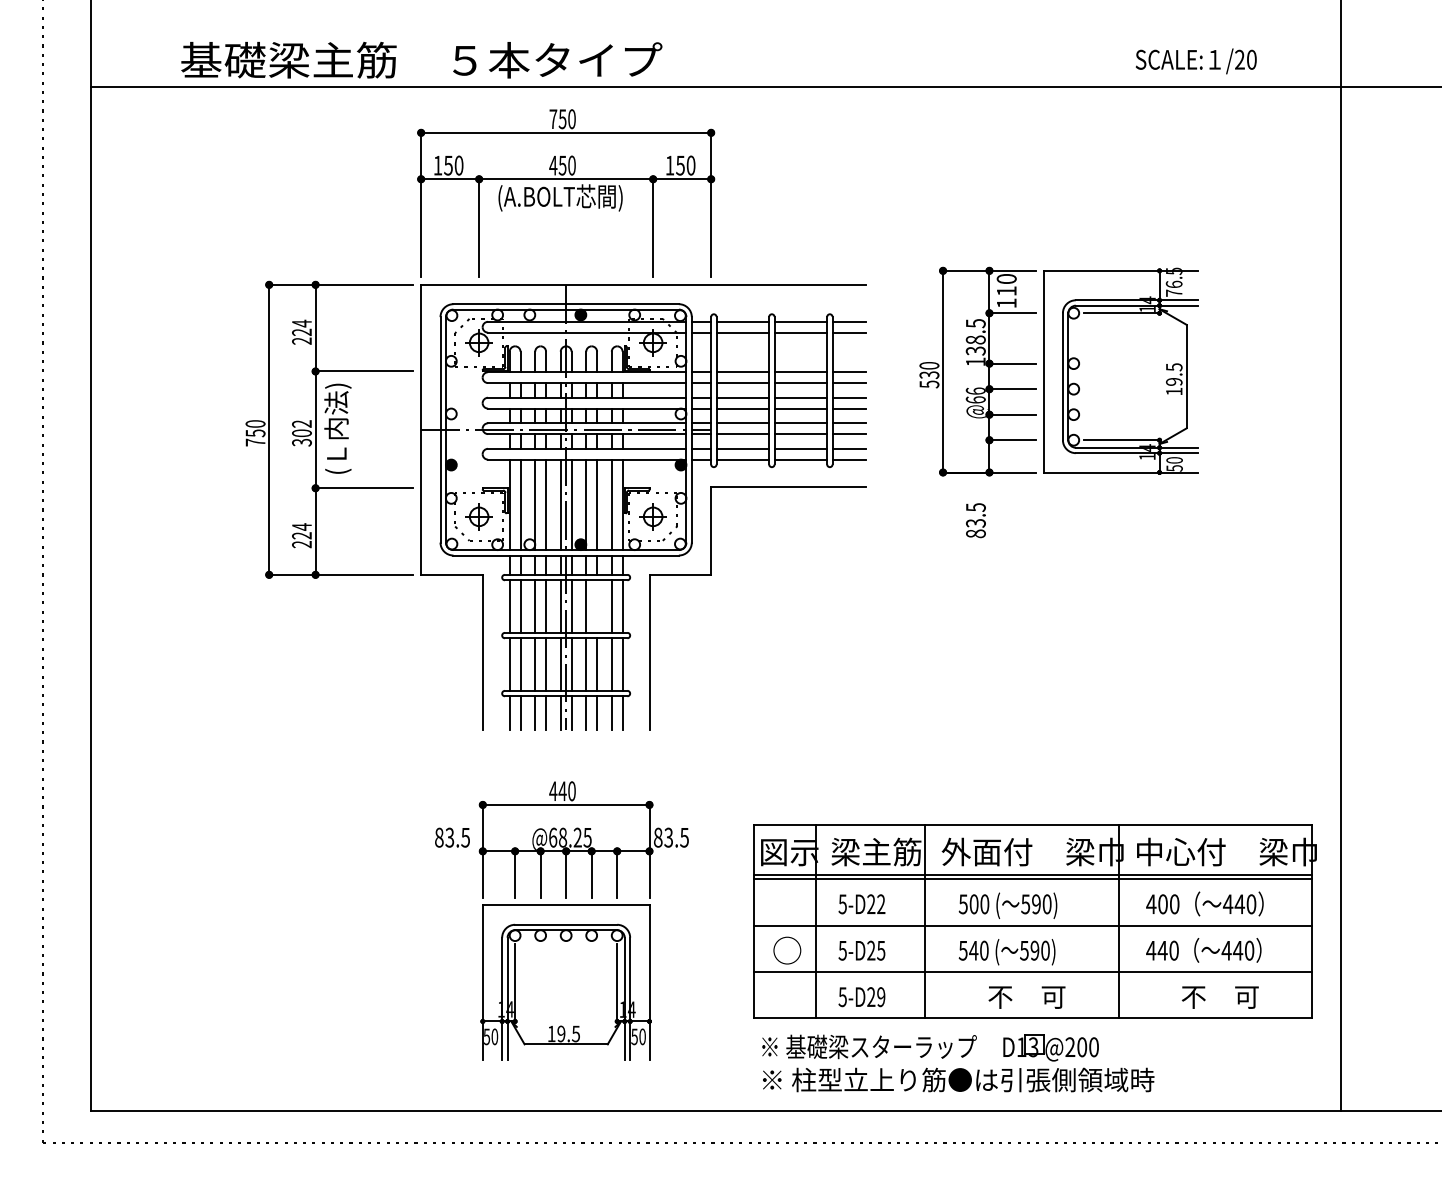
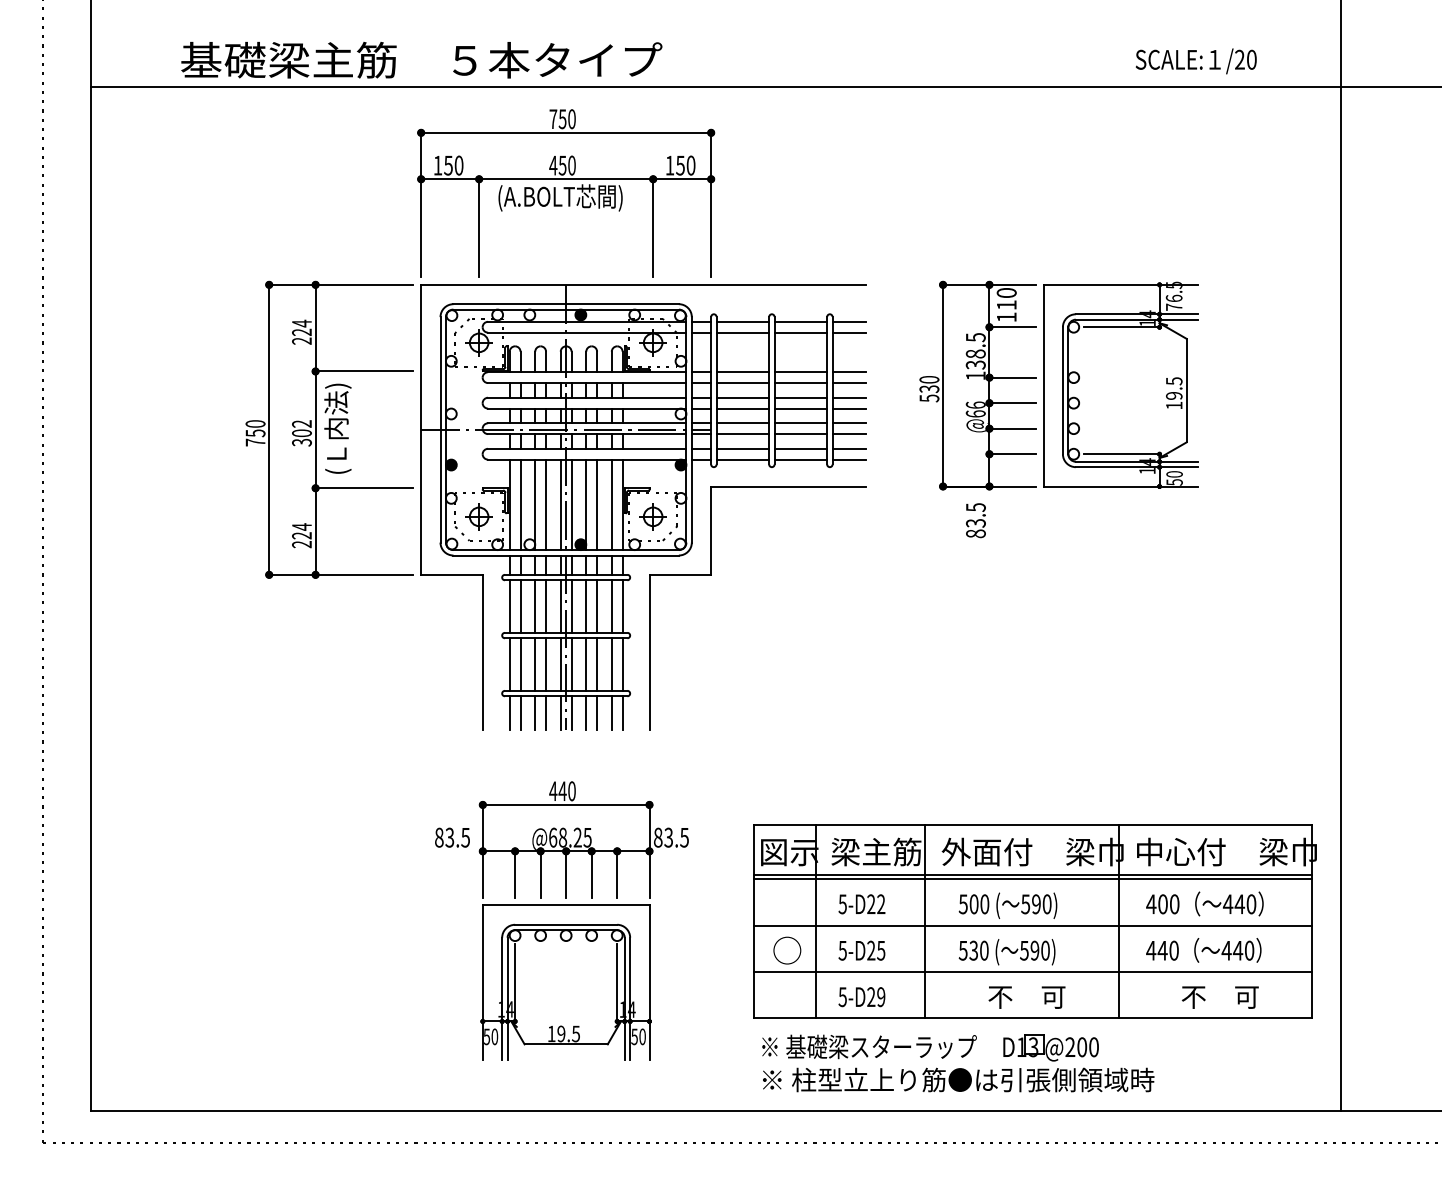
part position: (1058, 371) -> (1058, 385) (1058, 385)
line: none -> present (597, 606)
text: 540 -> 530 (973, 950)
